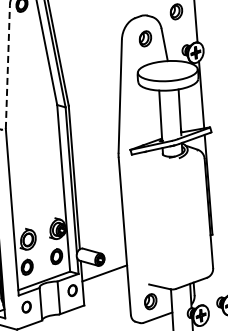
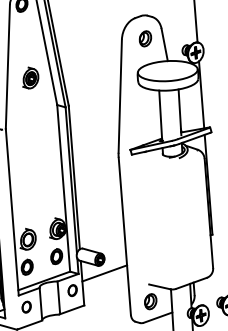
part: present -> none (176, 11)
line: dashed -> solid (7, 67)
part: none -> present (30, 77)
